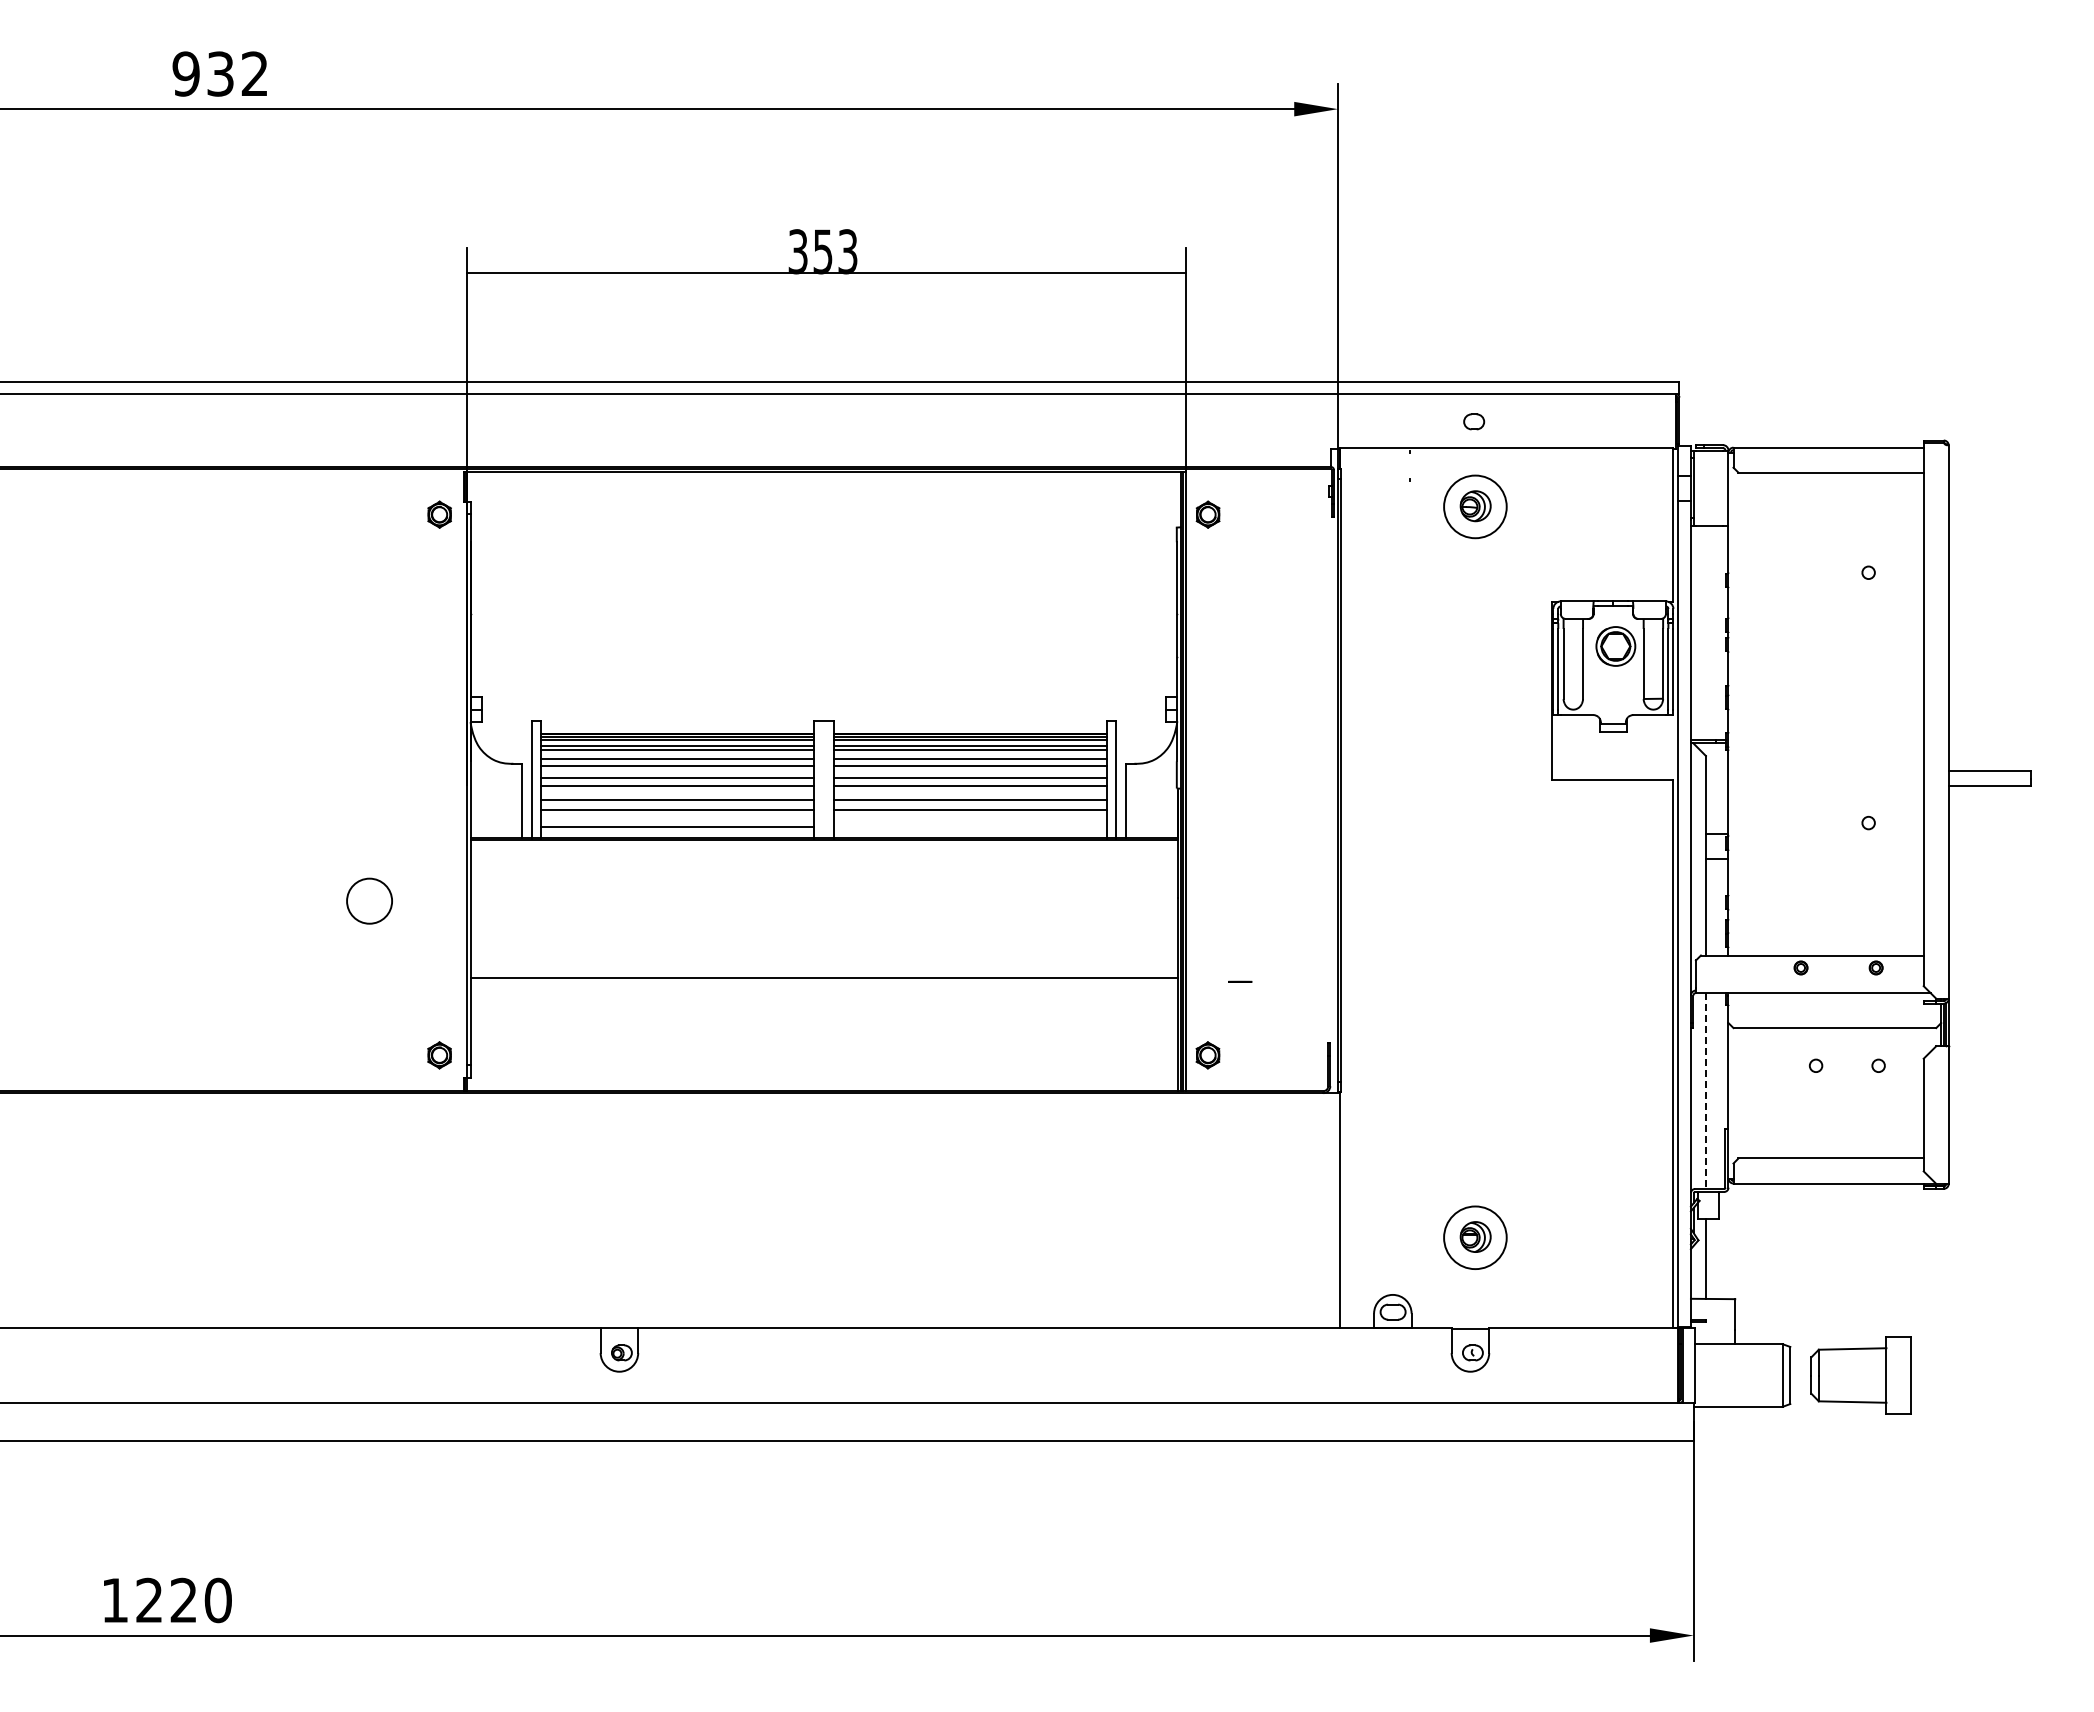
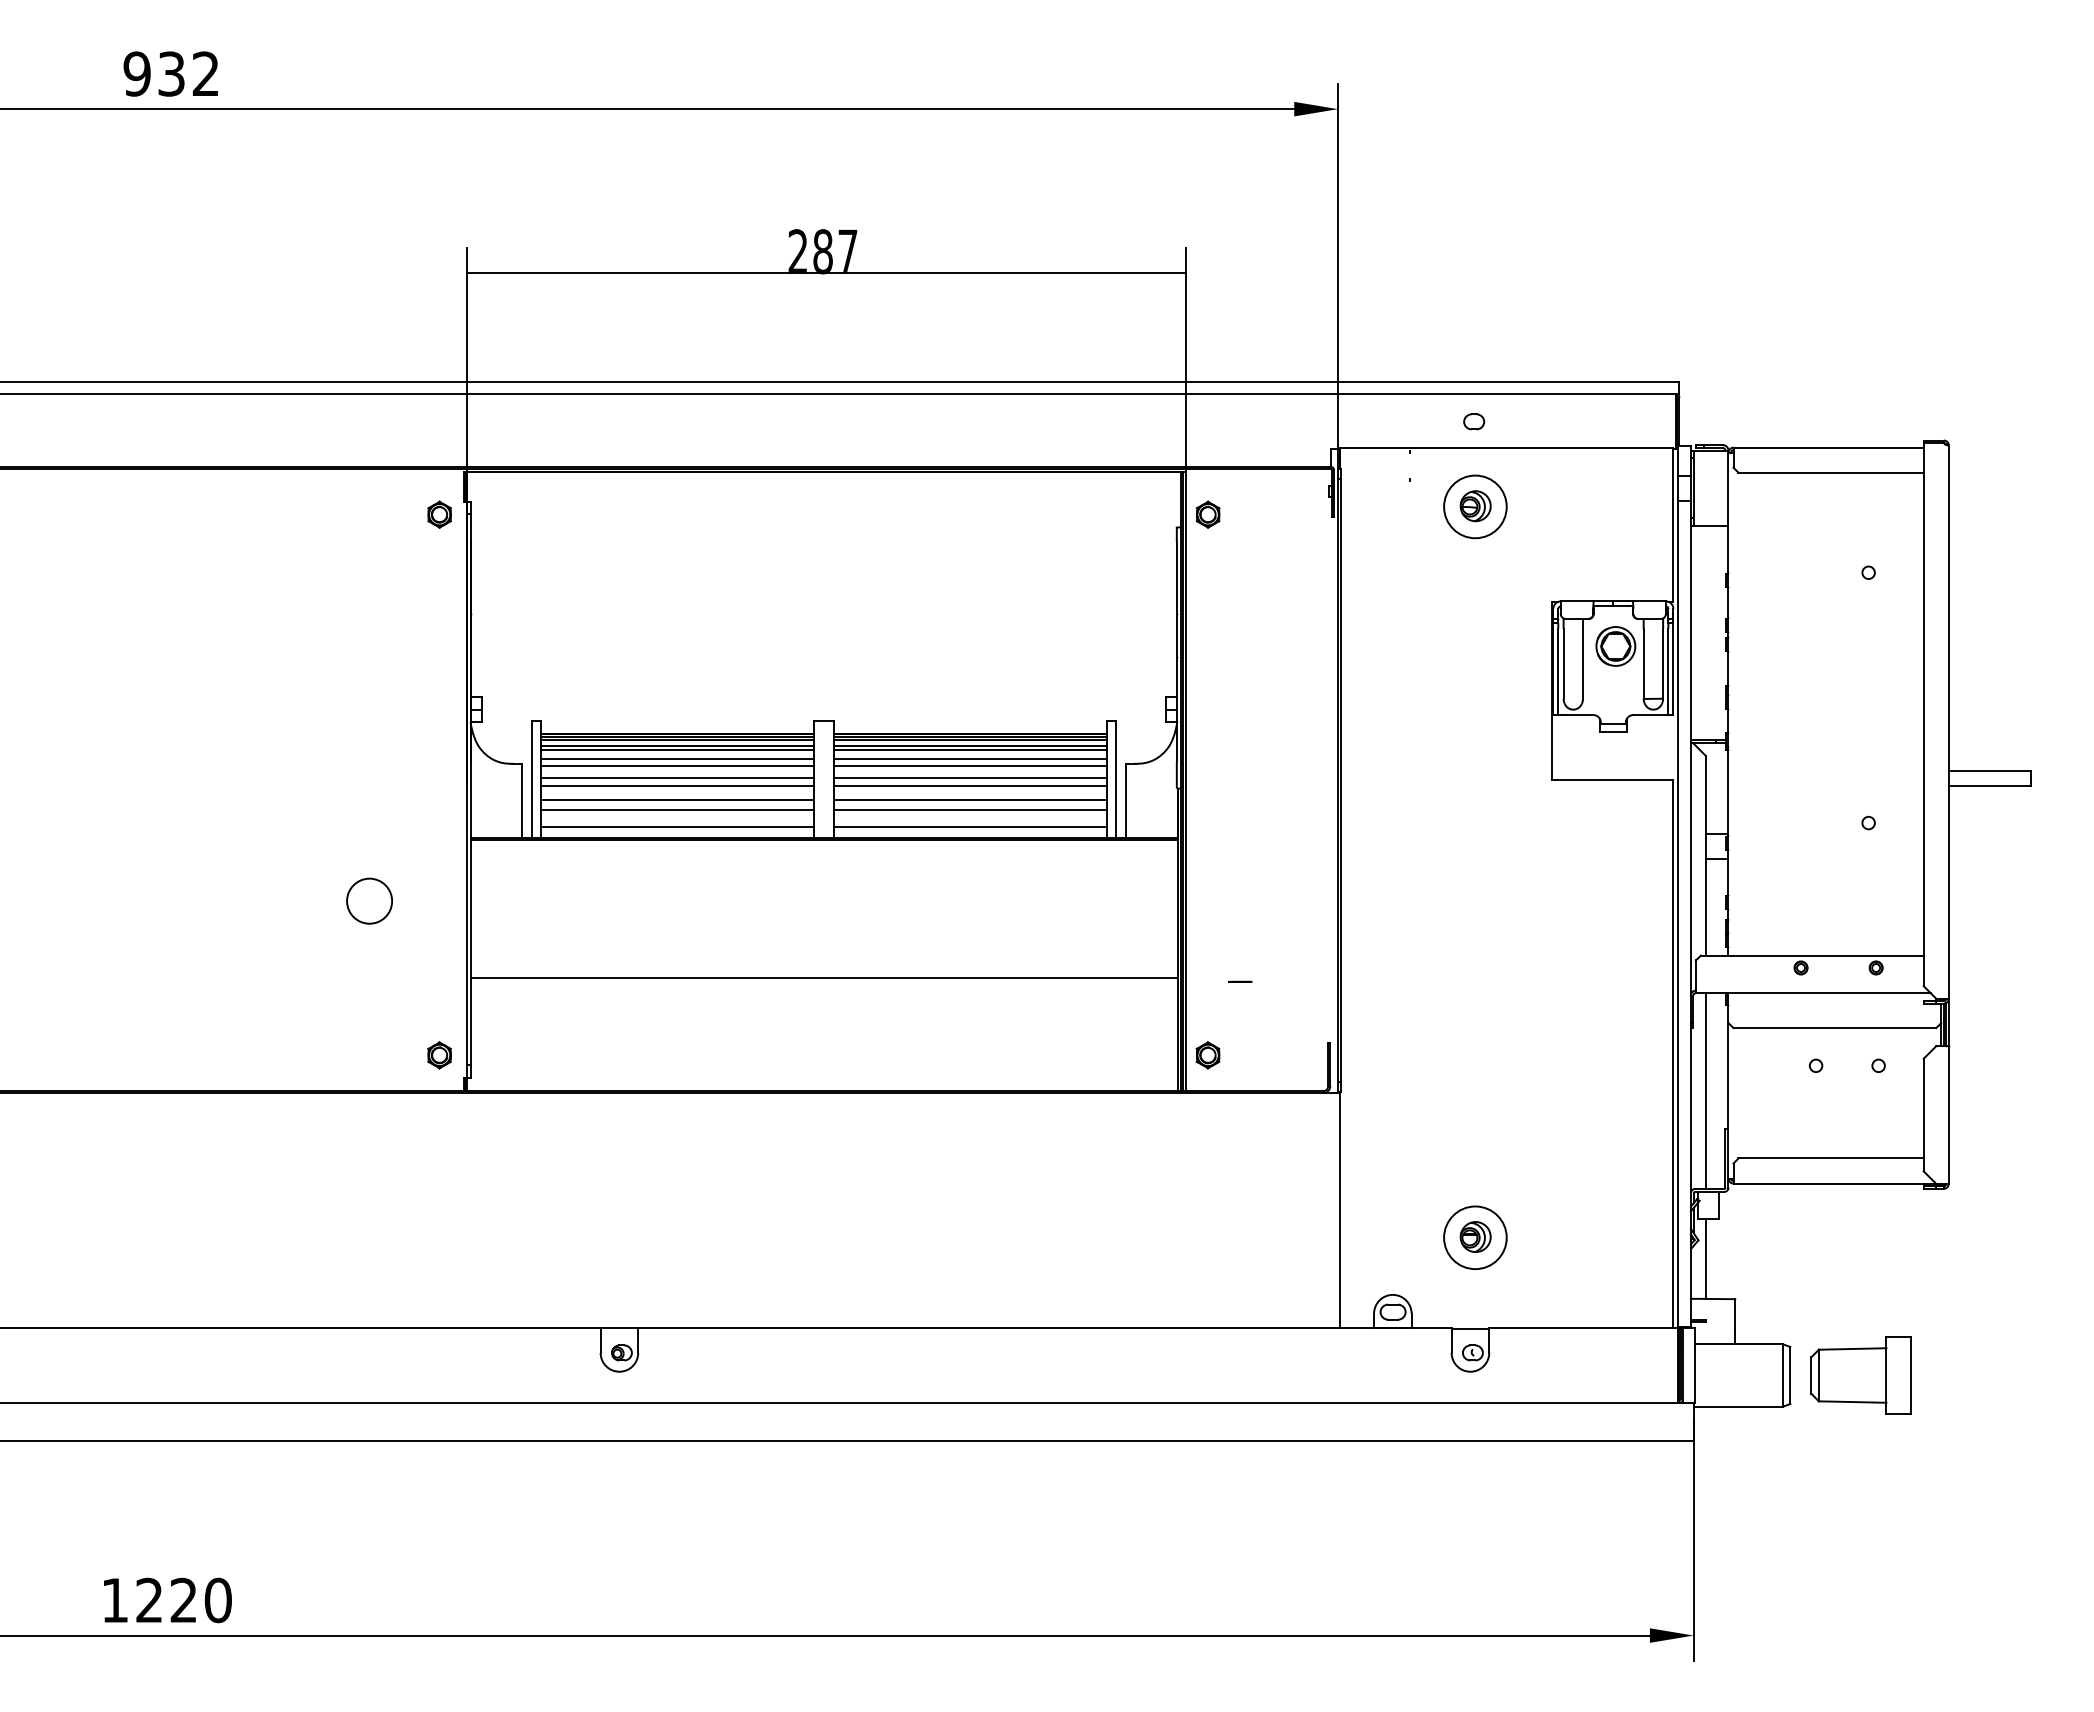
text position: (219, 73) -> (170, 73) (170, 73)
text: 353 -> 287 (822, 251)
line: none -> present (970, 827)
line: dashed -> solid (1705, 1090)
